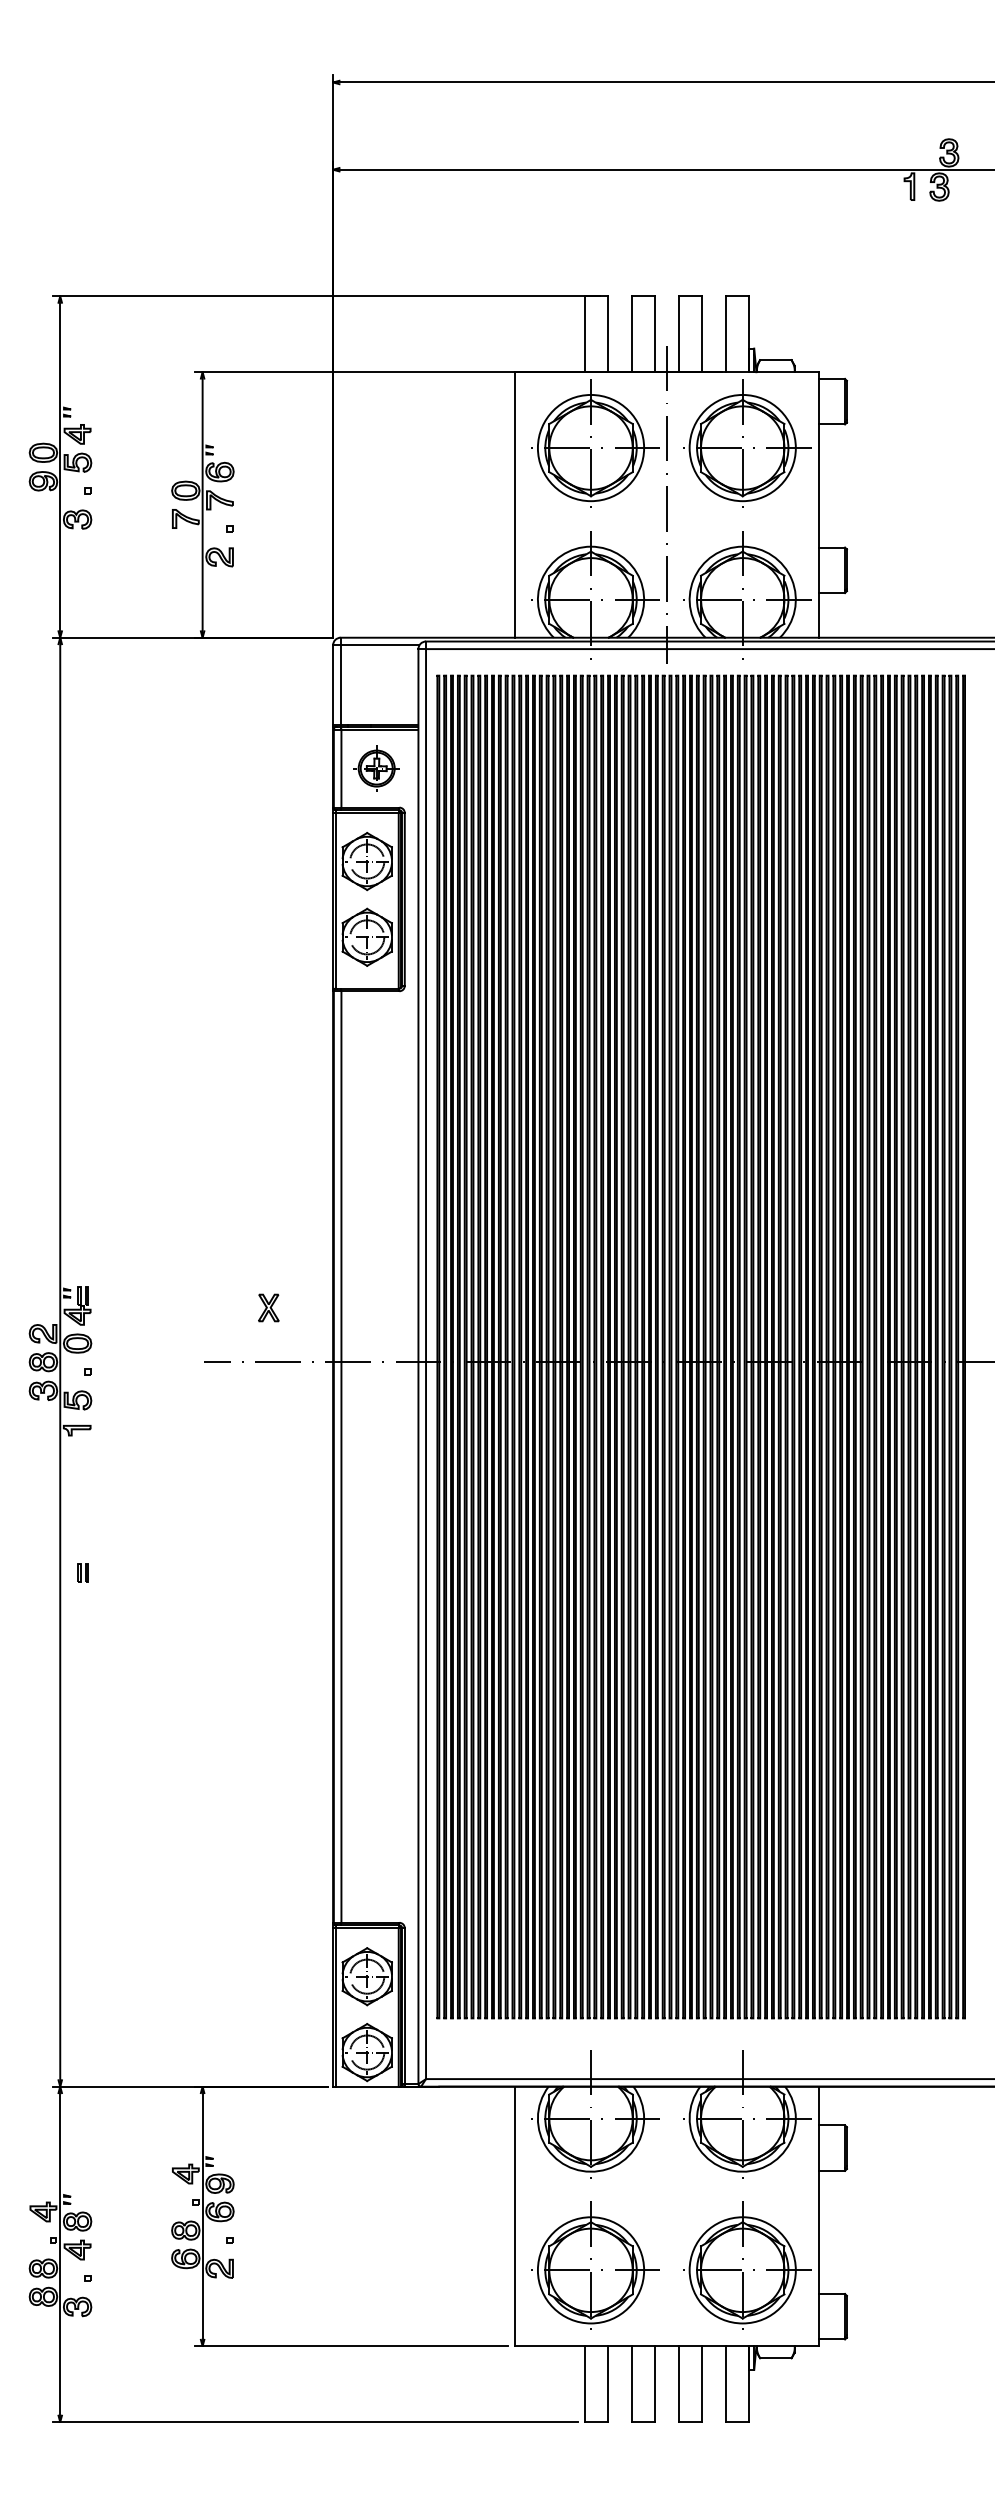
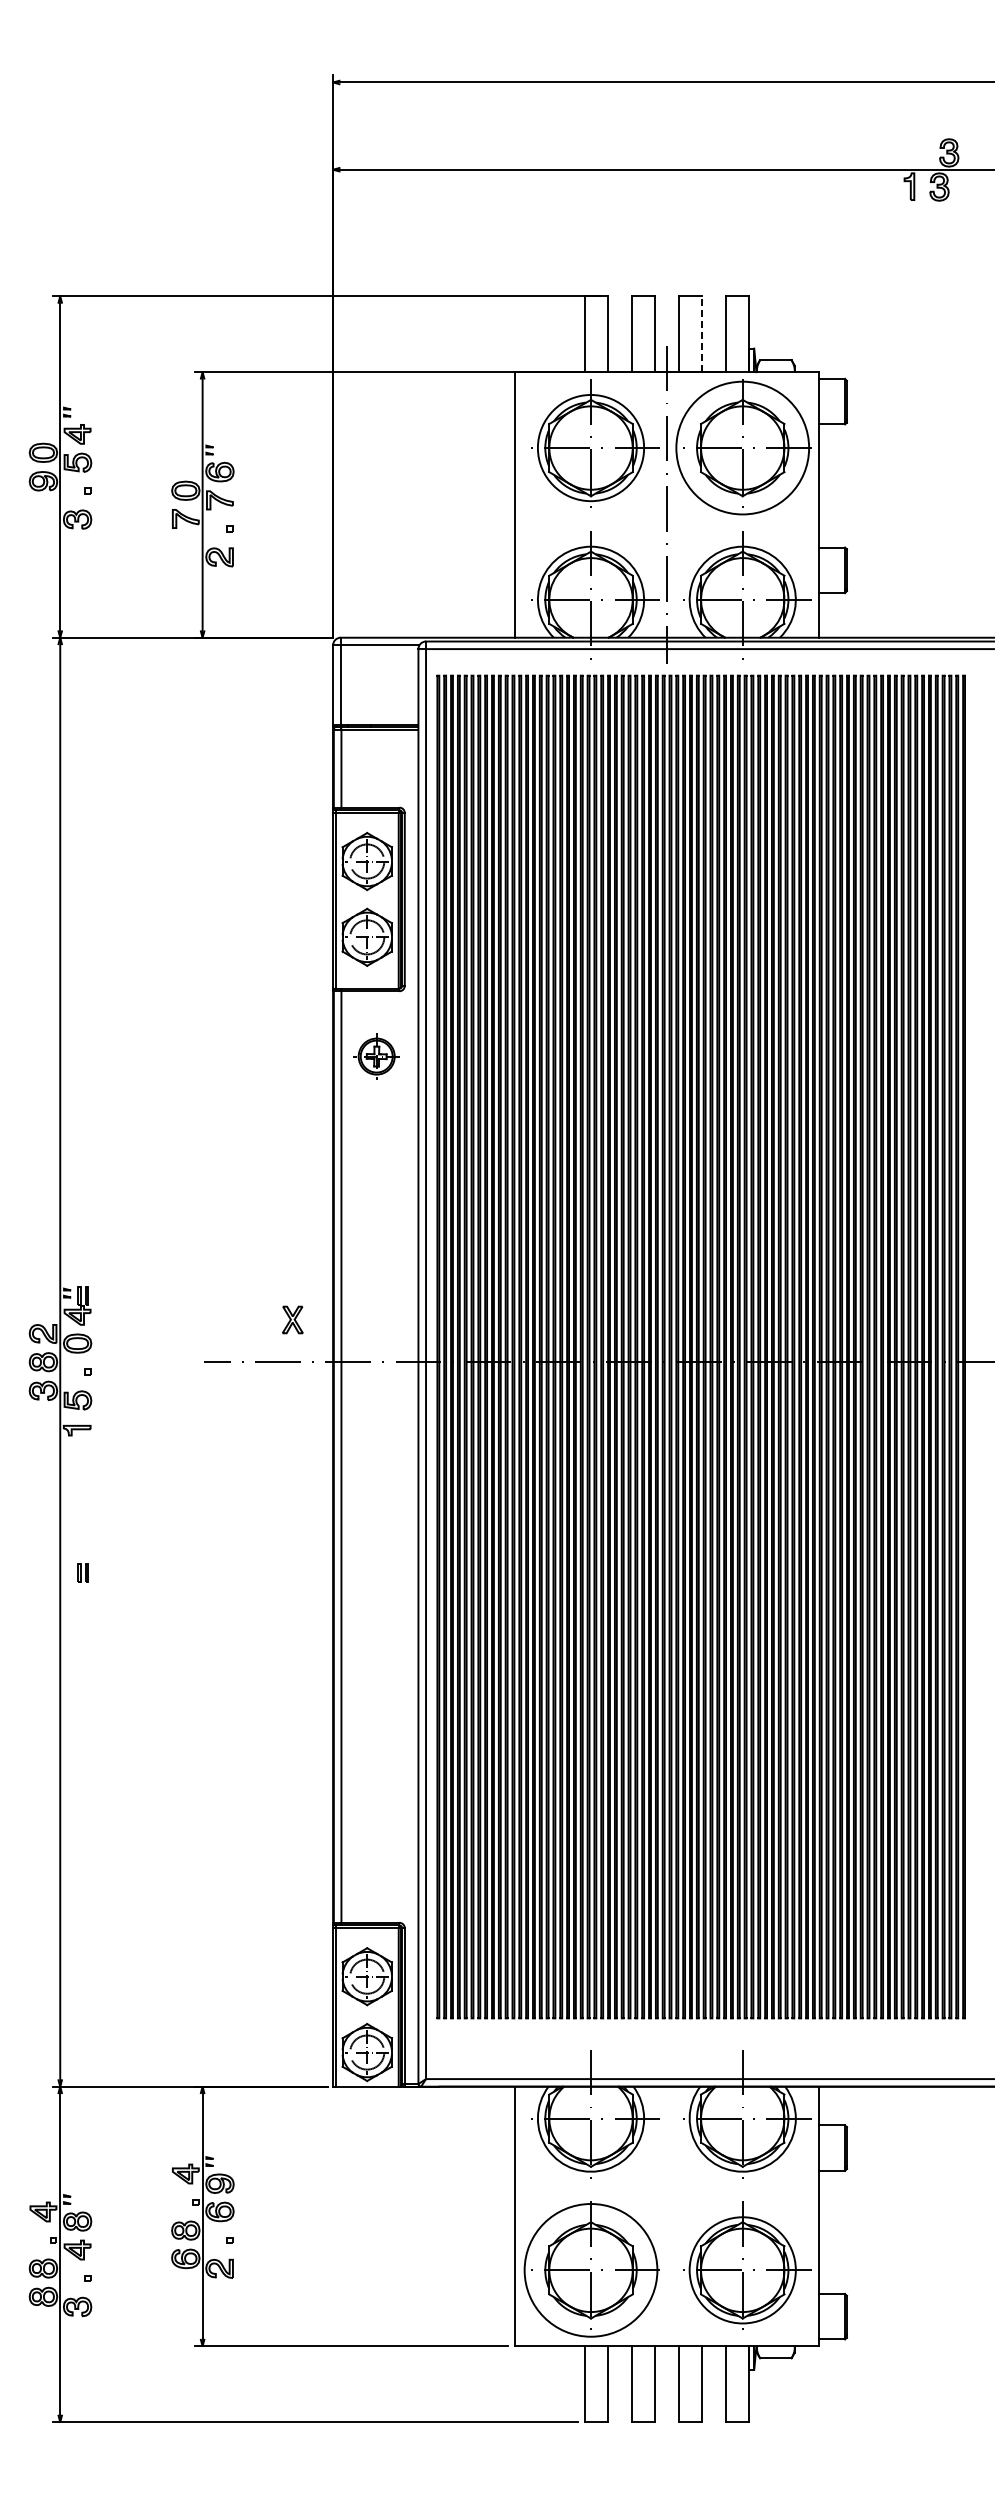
line: solid -> dashed (701, 334)
circle diameter: 106 px -> 133 px (742, 447)
part position: (376, 768) -> (376, 1056) (376, 1056)
part position: (268, 1307) -> (292, 1319) (292, 1319)
circle diameter: 106 px -> 133 px (590, 2269)
